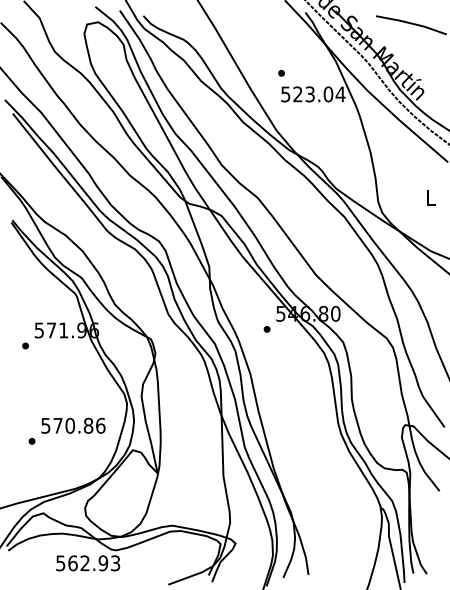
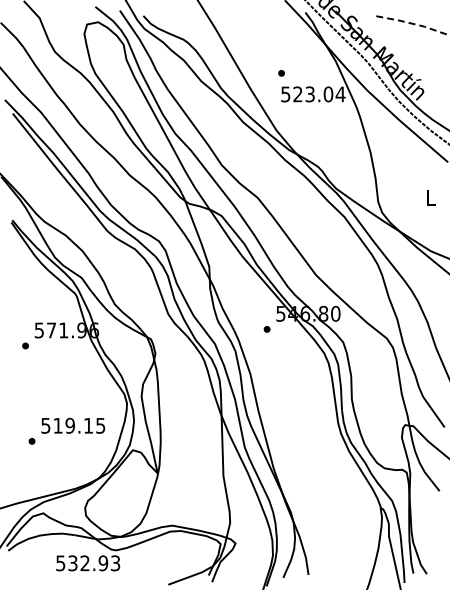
line: solid -> dashed (411, 23)
text: 570.86 -> 519.15 (79, 425)
text: 562.93 -> 532.93 (72, 563)
